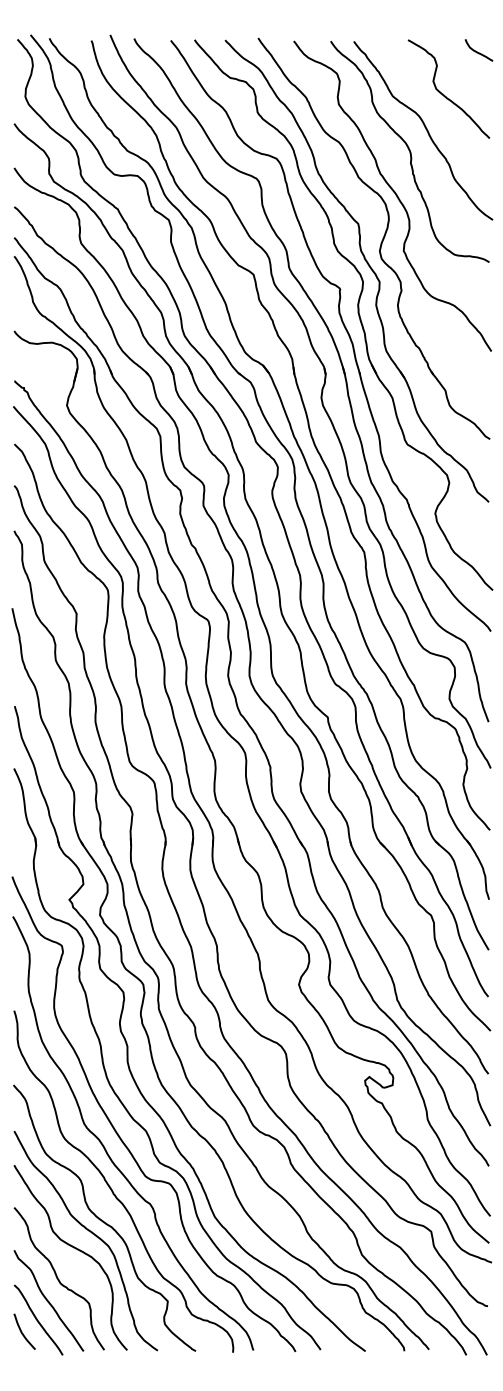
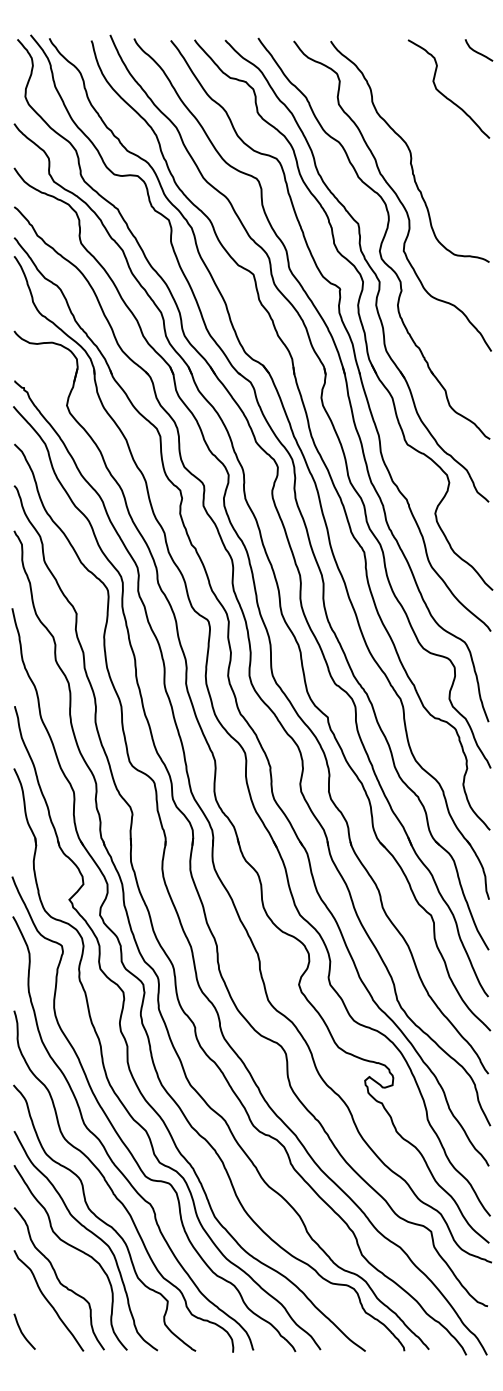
curve: present -> none (425, 129)
curve: present -> none (37, 1319)
